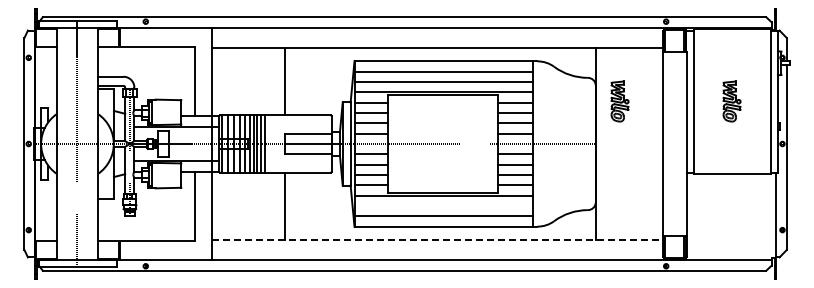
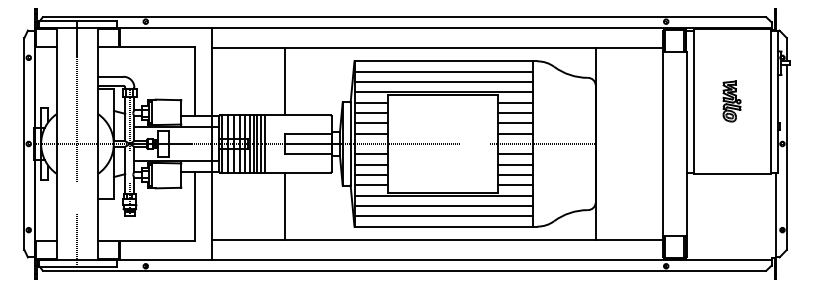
part: present -> none (619, 101)
line: none -> present (443, 205)
line: dashed -> solid (437, 240)
